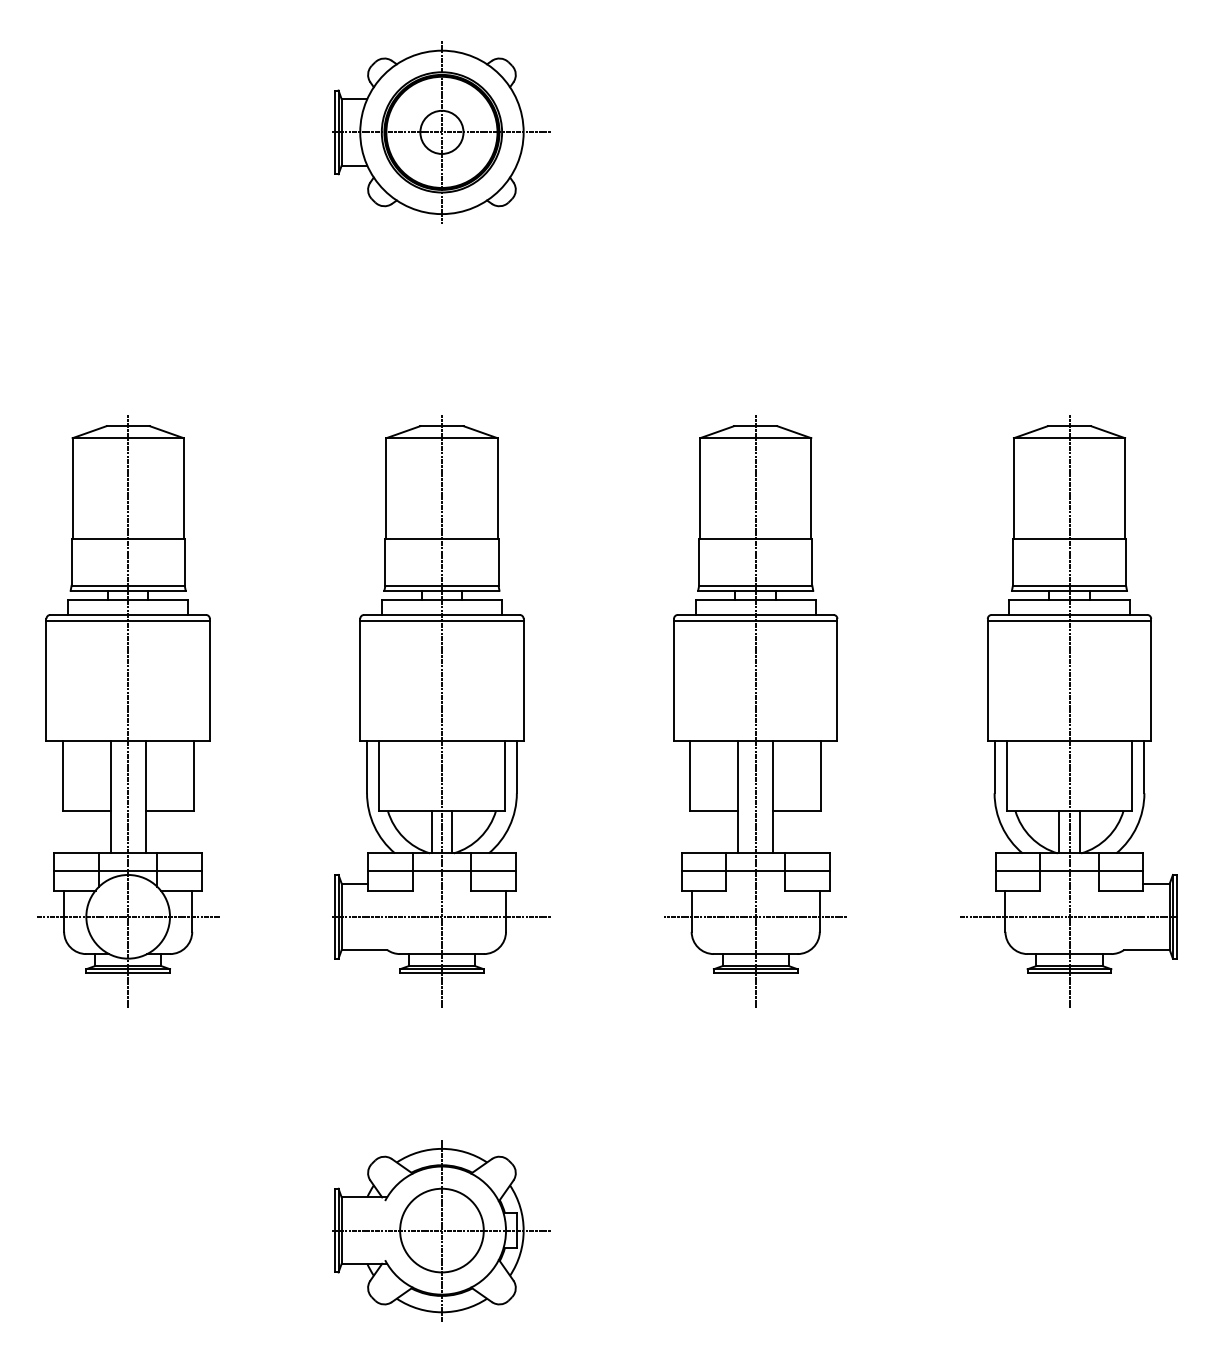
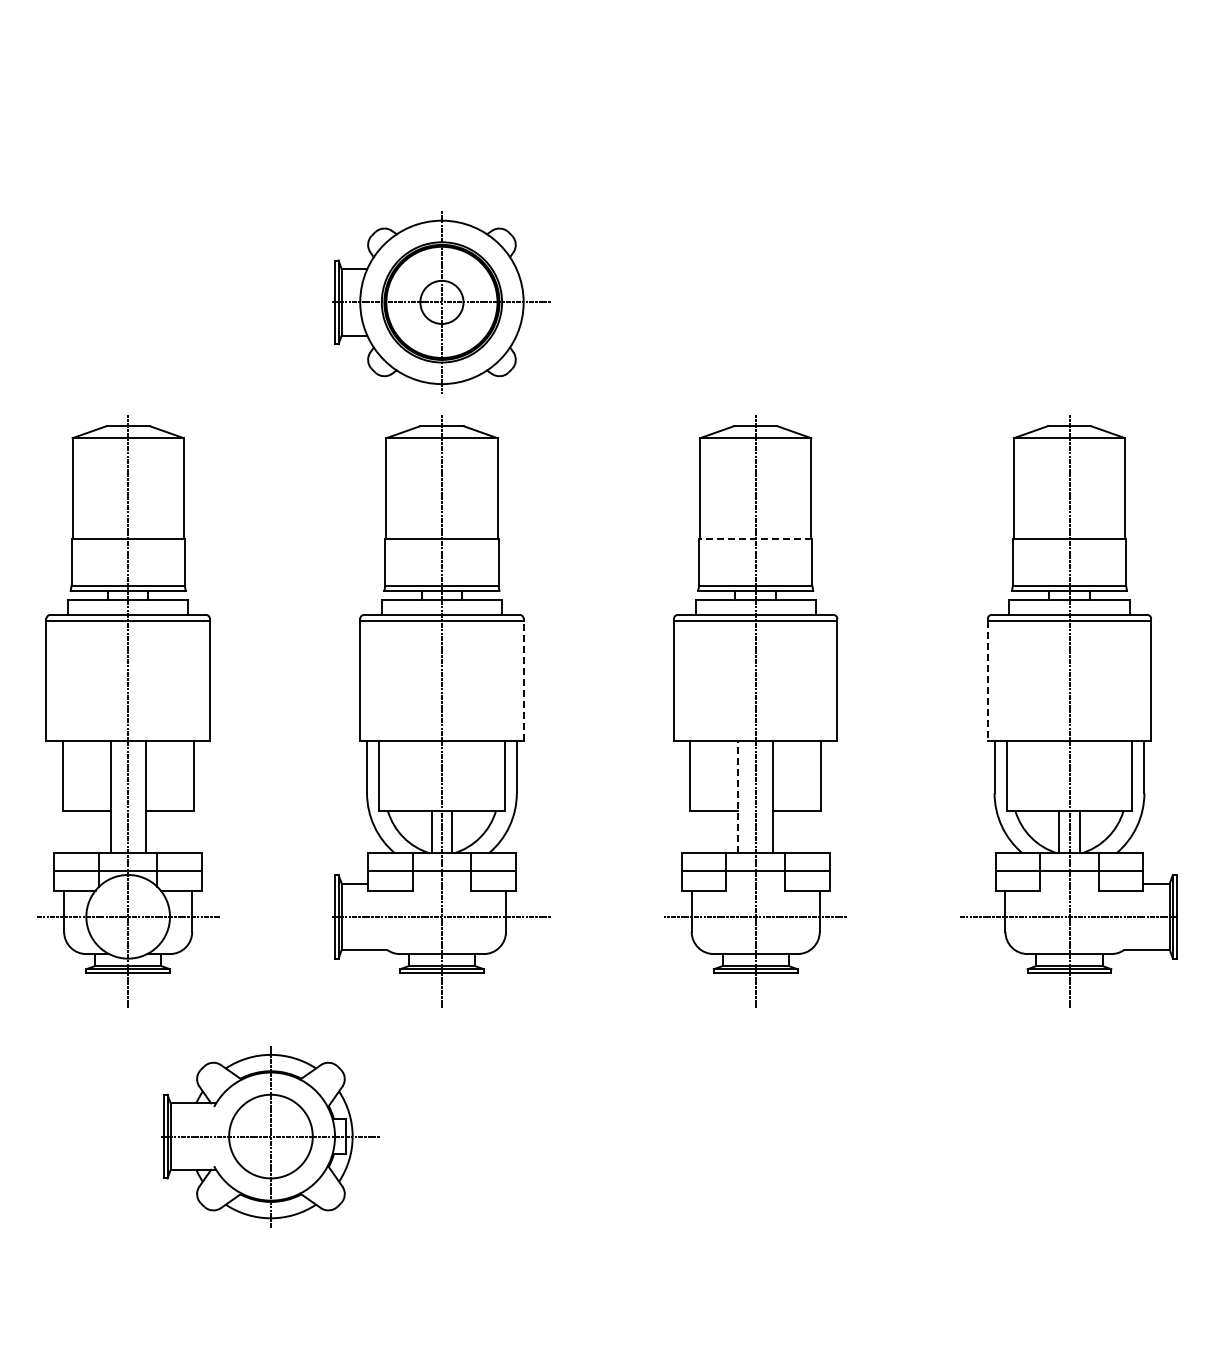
part position: (441, 132) -> (441, 302) (441, 302)
line: solid -> dashed (755, 538)
line: solid -> dashed (523, 680)
line: solid -> dashed (987, 681)
line: solid -> dashed (738, 796)
part position: (441, 1230) -> (270, 1136) (270, 1136)
